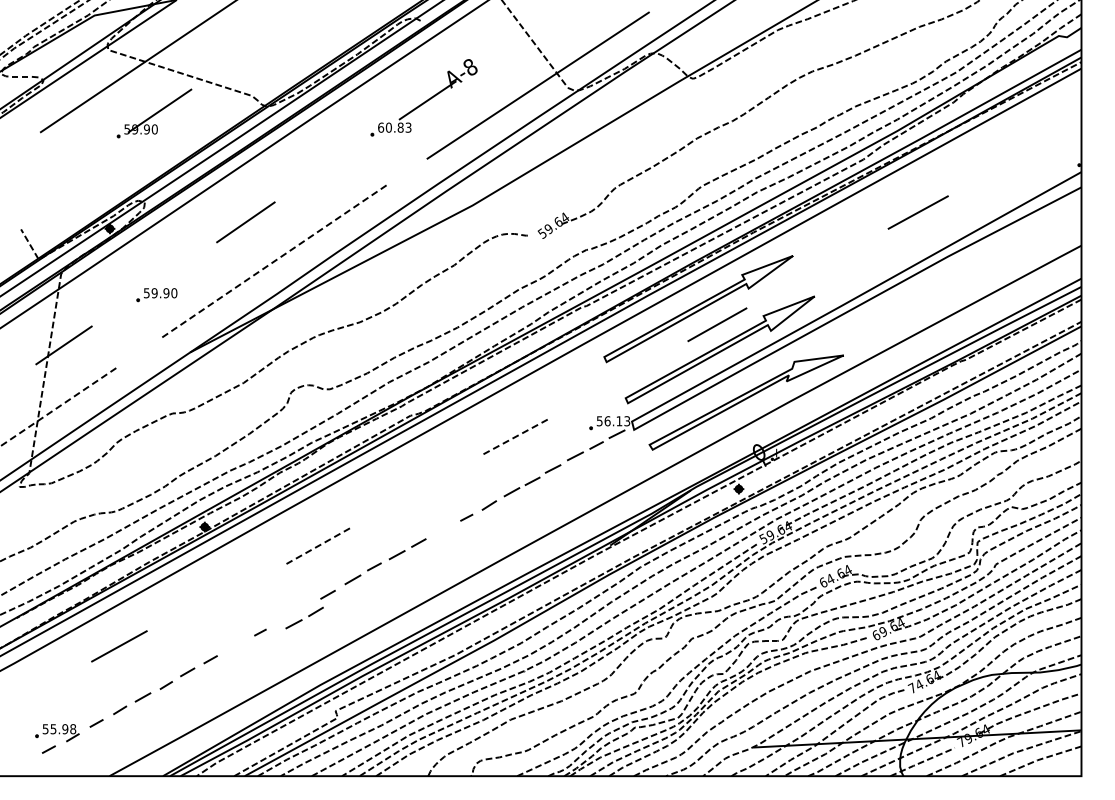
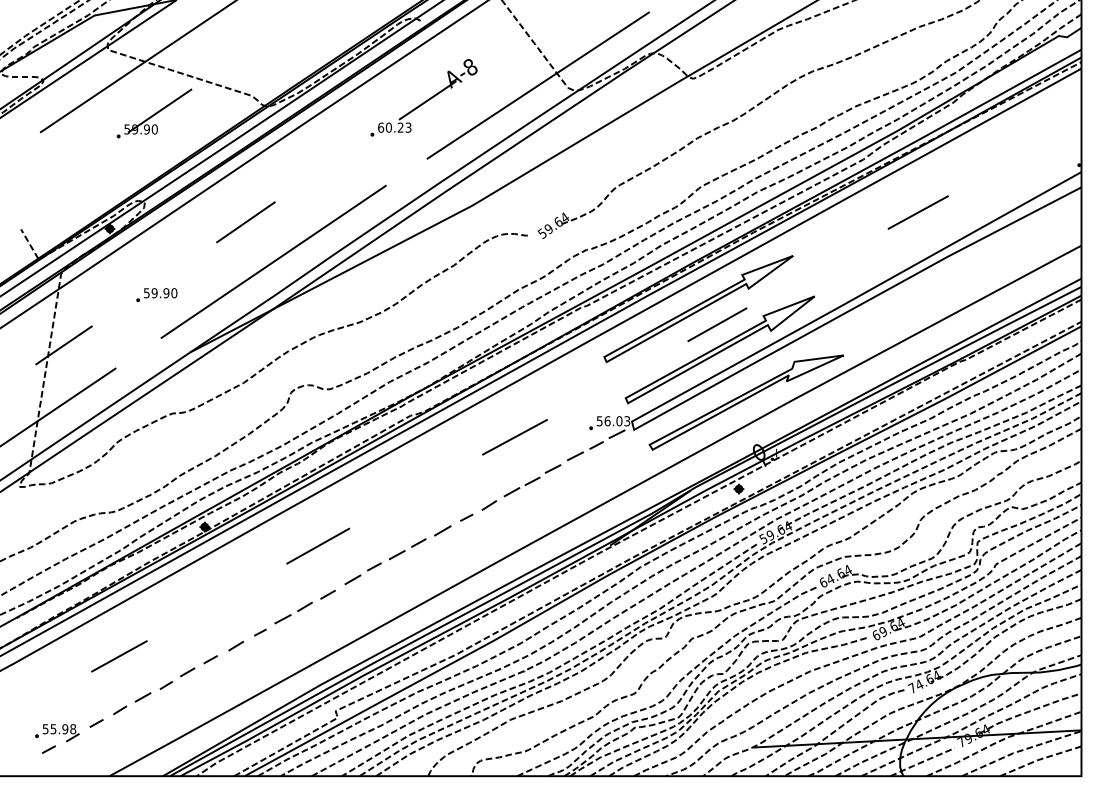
text: 60.83 -> 60.23 (400, 127)
line: dashed -> solid (273, 262)
line: dashed -> solid (58, 407)
text: 56.13 -> 56.03 (619, 421)
line: dashed -> solid (514, 437)
line: none -> present (442, 530)
line: dashed -> solid (317, 546)
part position: (304, 617) -> (293, 612) (293, 612)
line position: (119, 646) -> (119, 656) (119, 656)
line: none -> present (236, 646)
